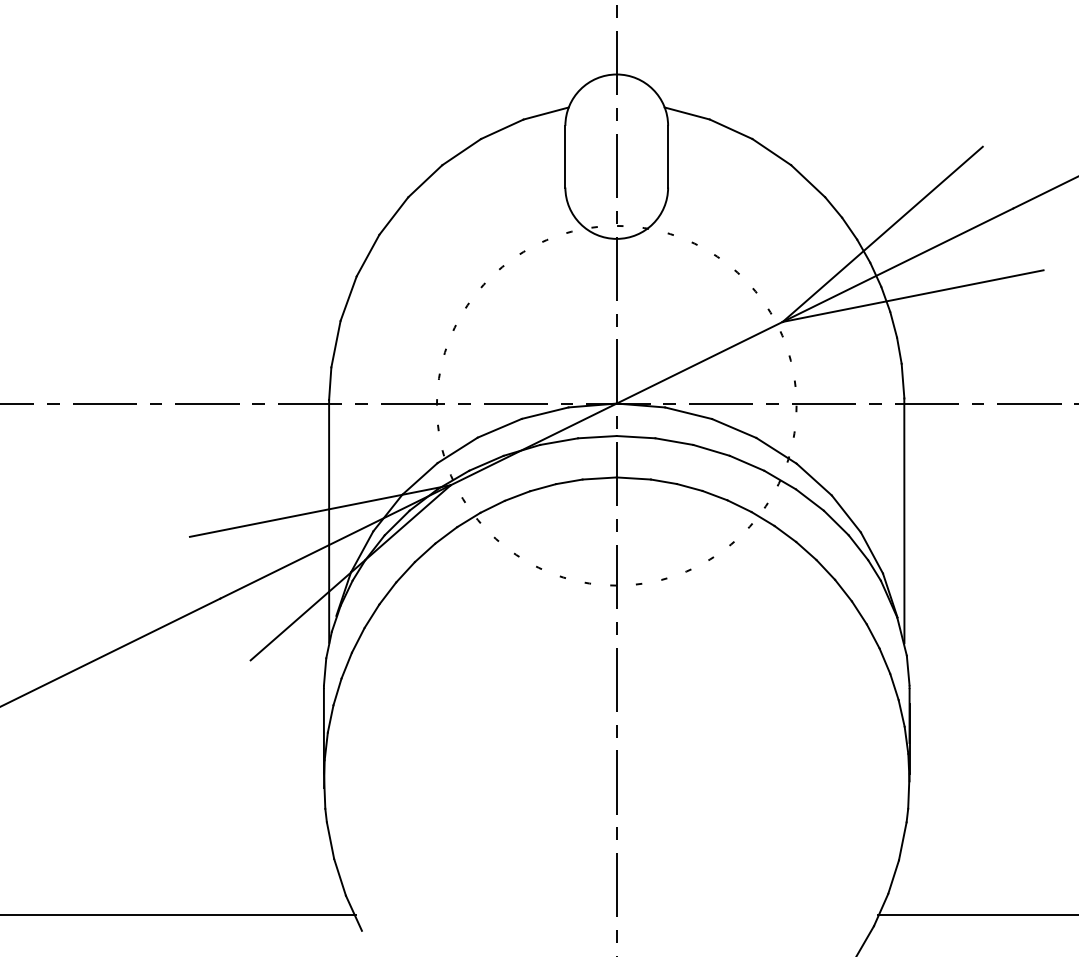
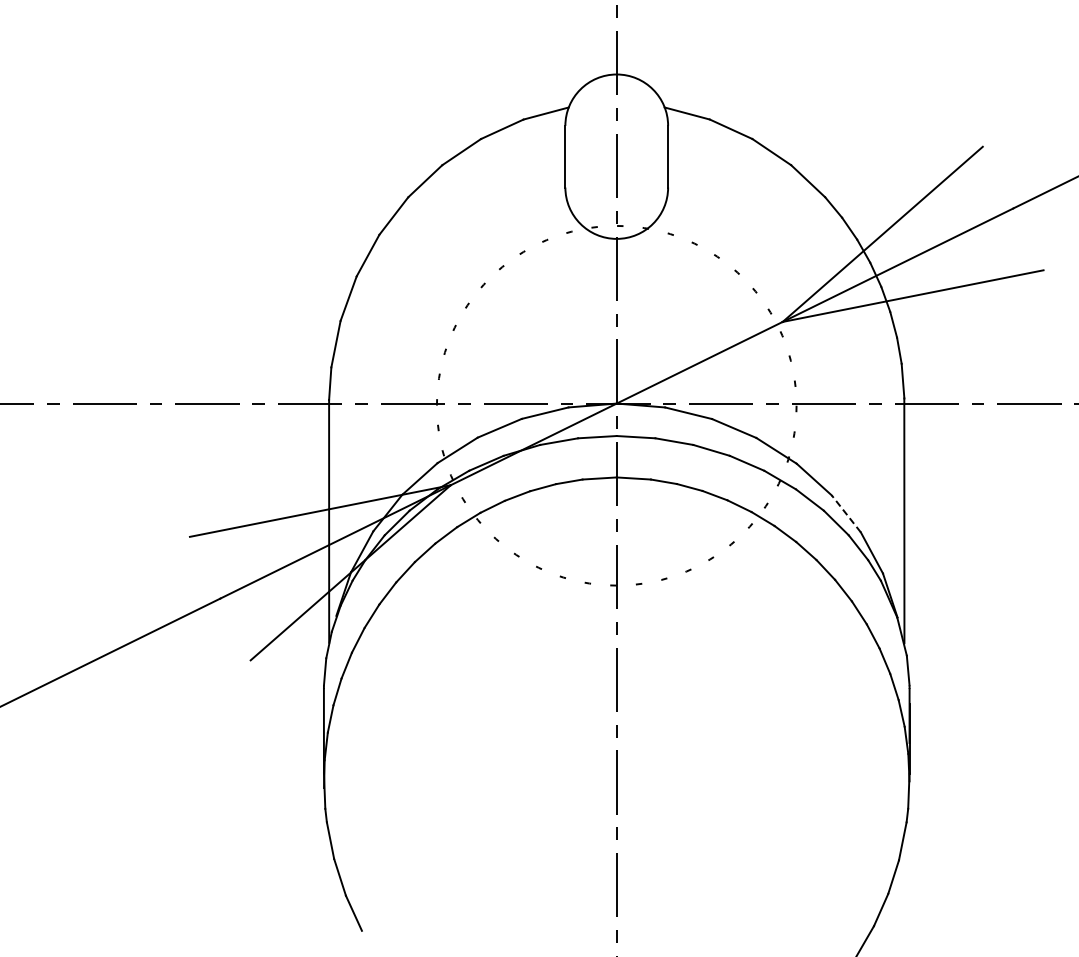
line: solid -> dashed (846, 513)
line: present -> none (178, 915)
line: present -> none (976, 915)
